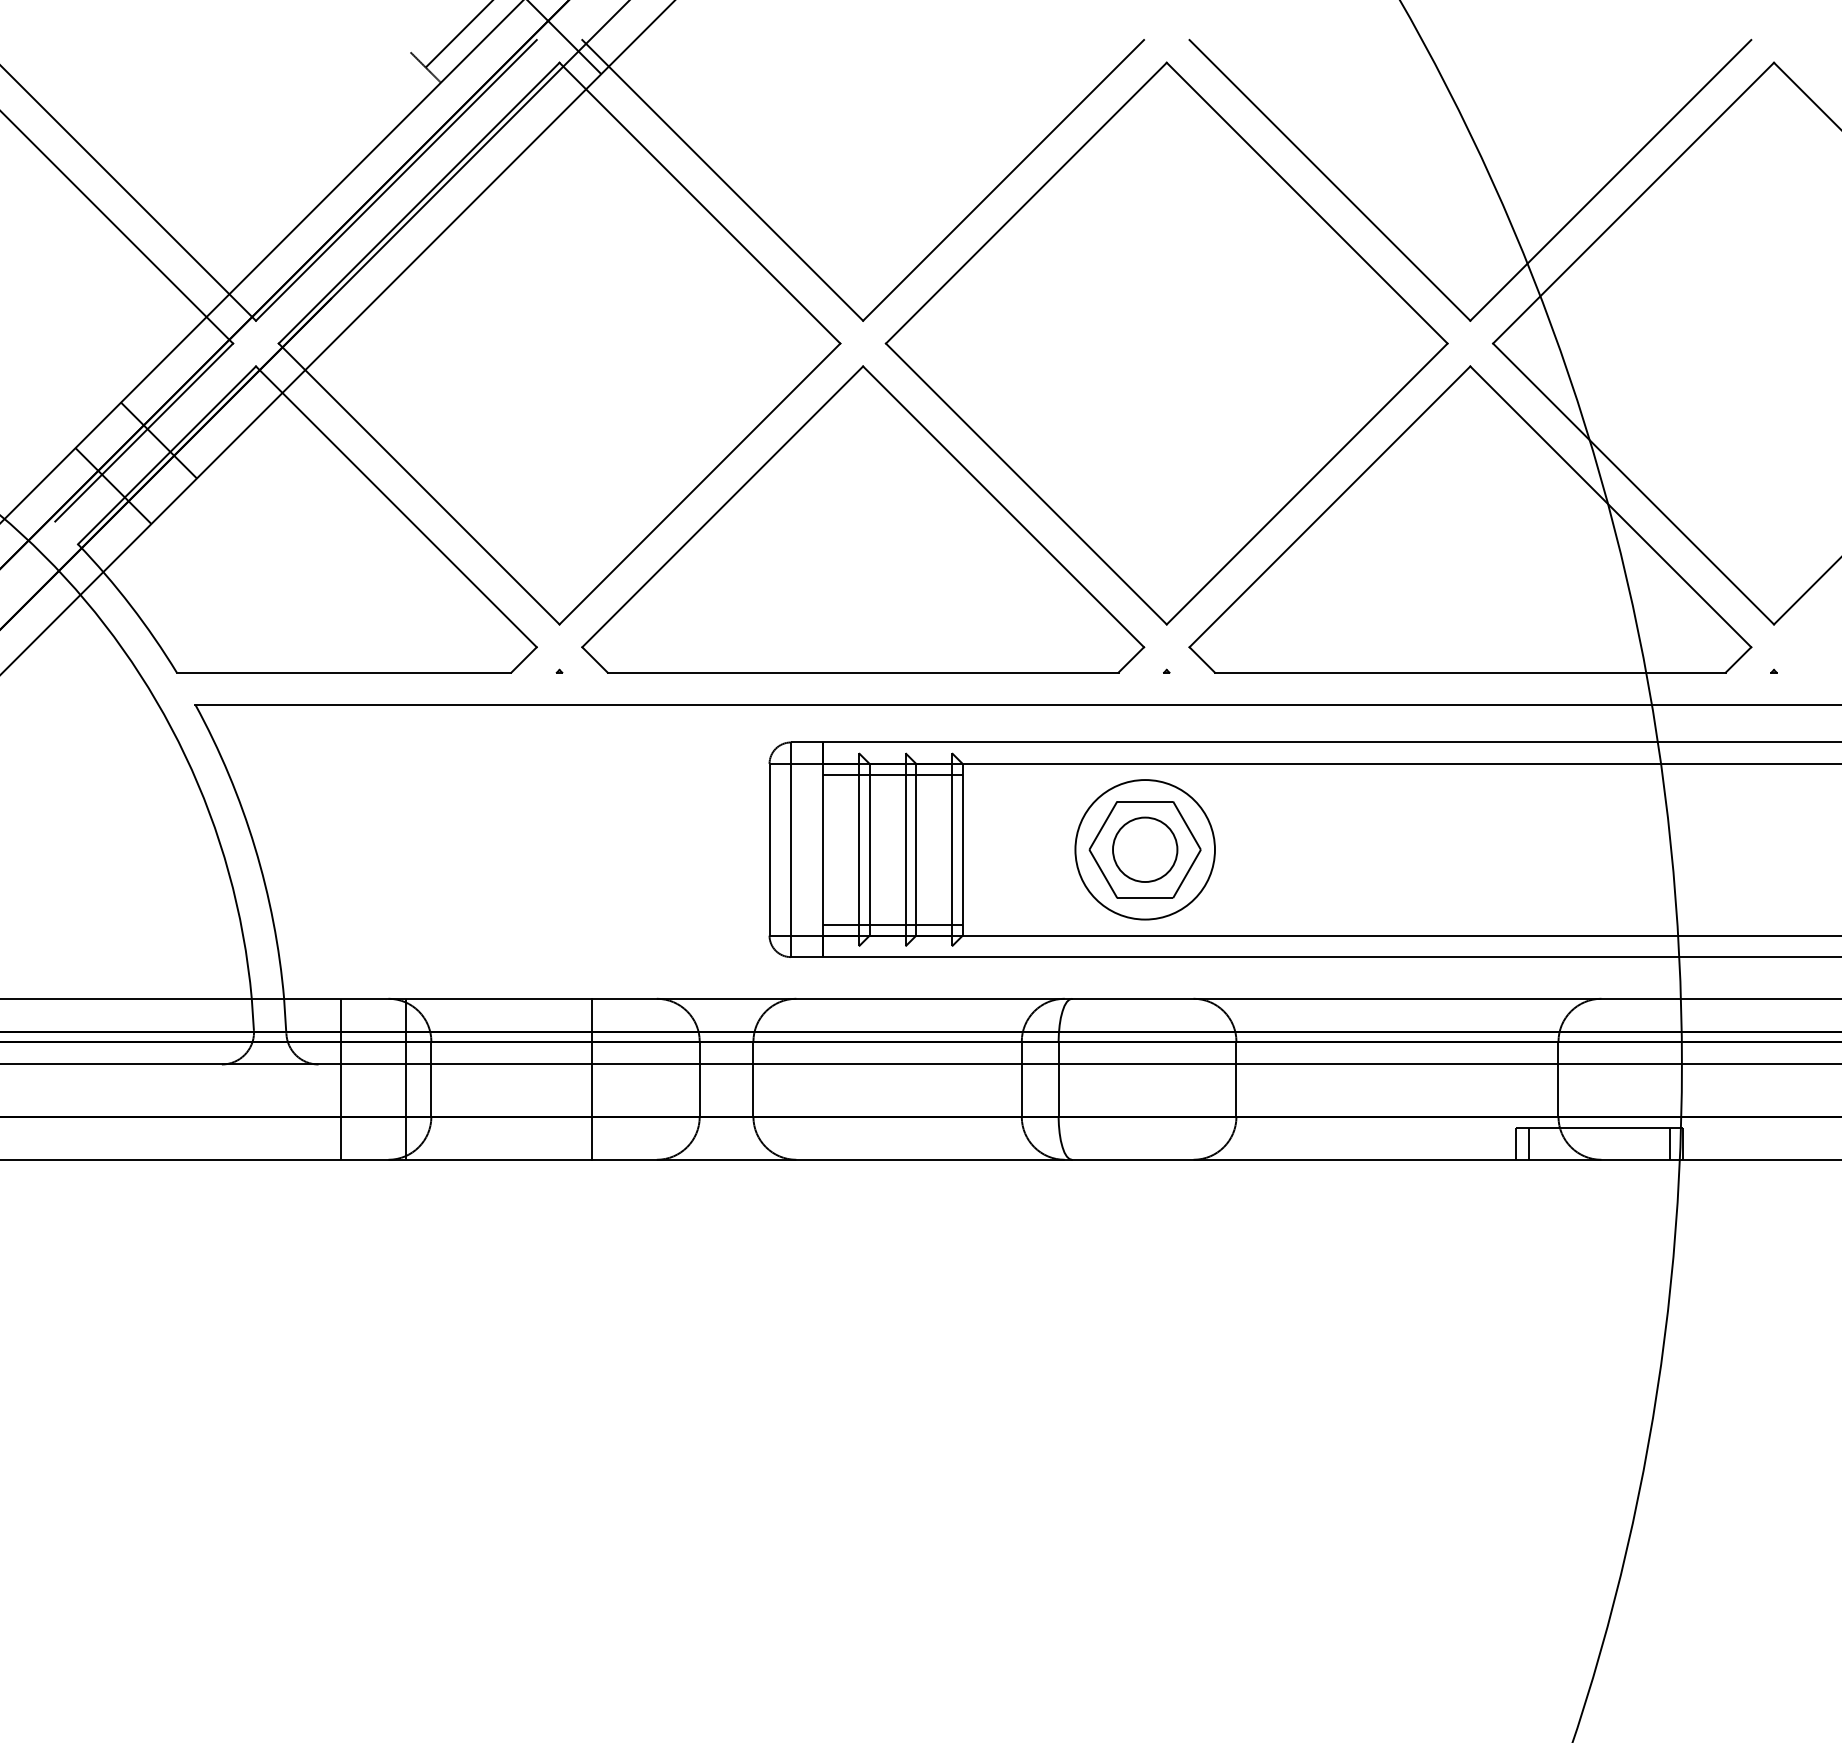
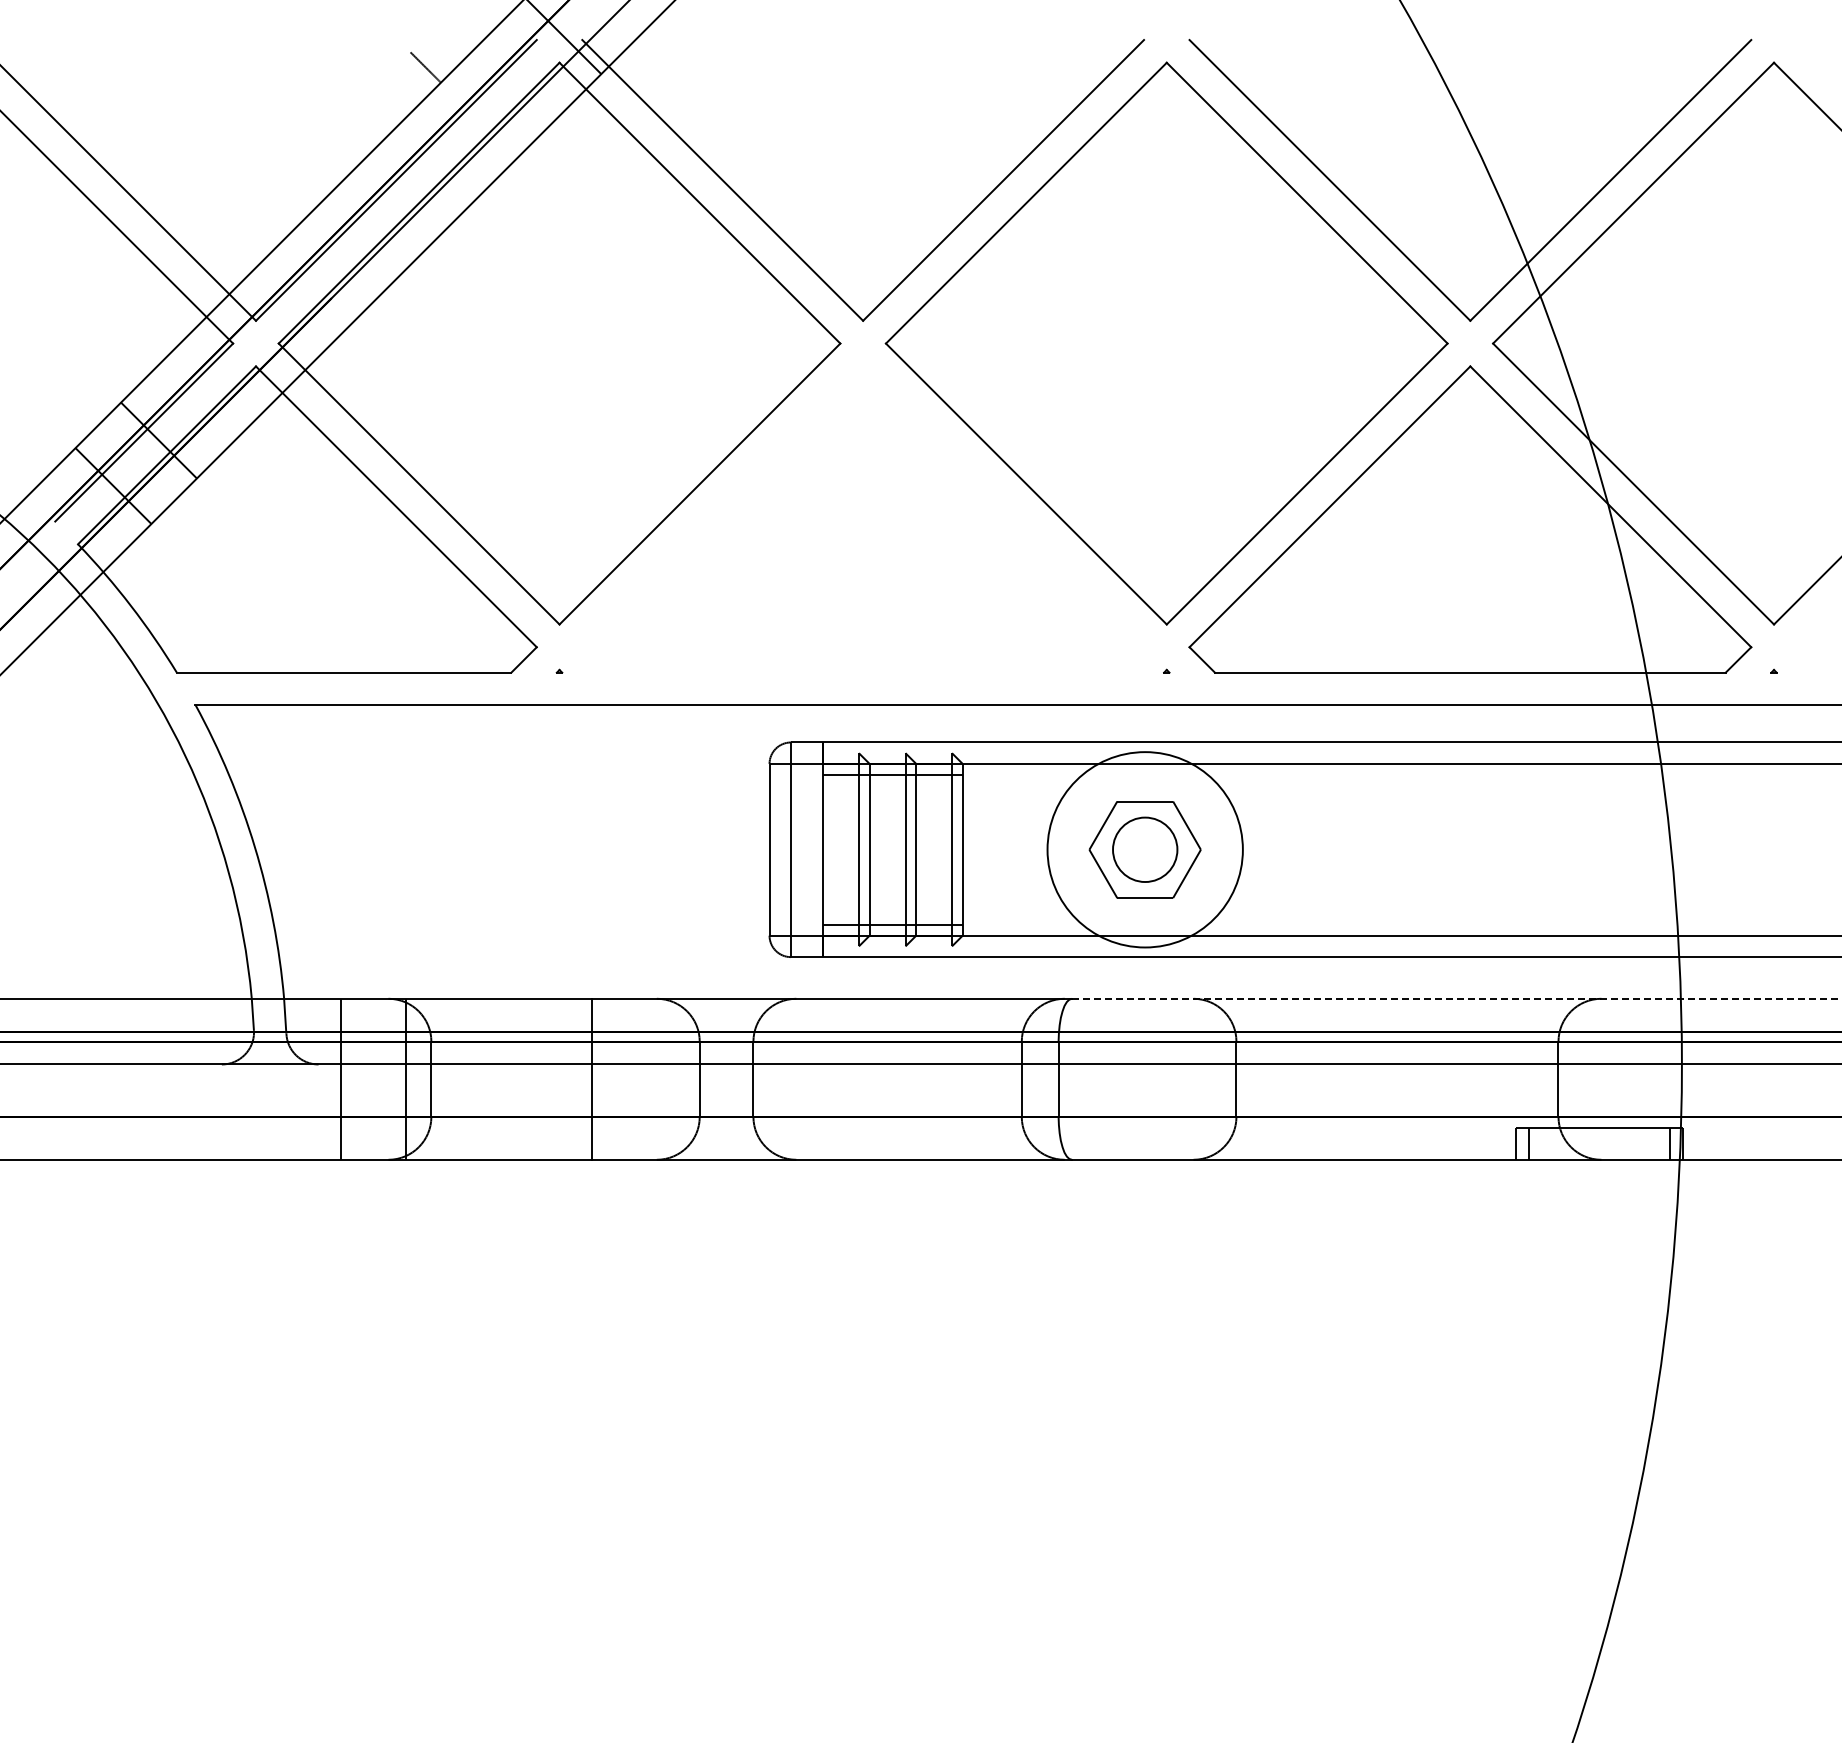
line: present -> none (457, 34)
part: present -> none (863, 519)
circle diameter: 140 px -> 195 px (1144, 849)
line: solid -> dashed (1456, 998)
